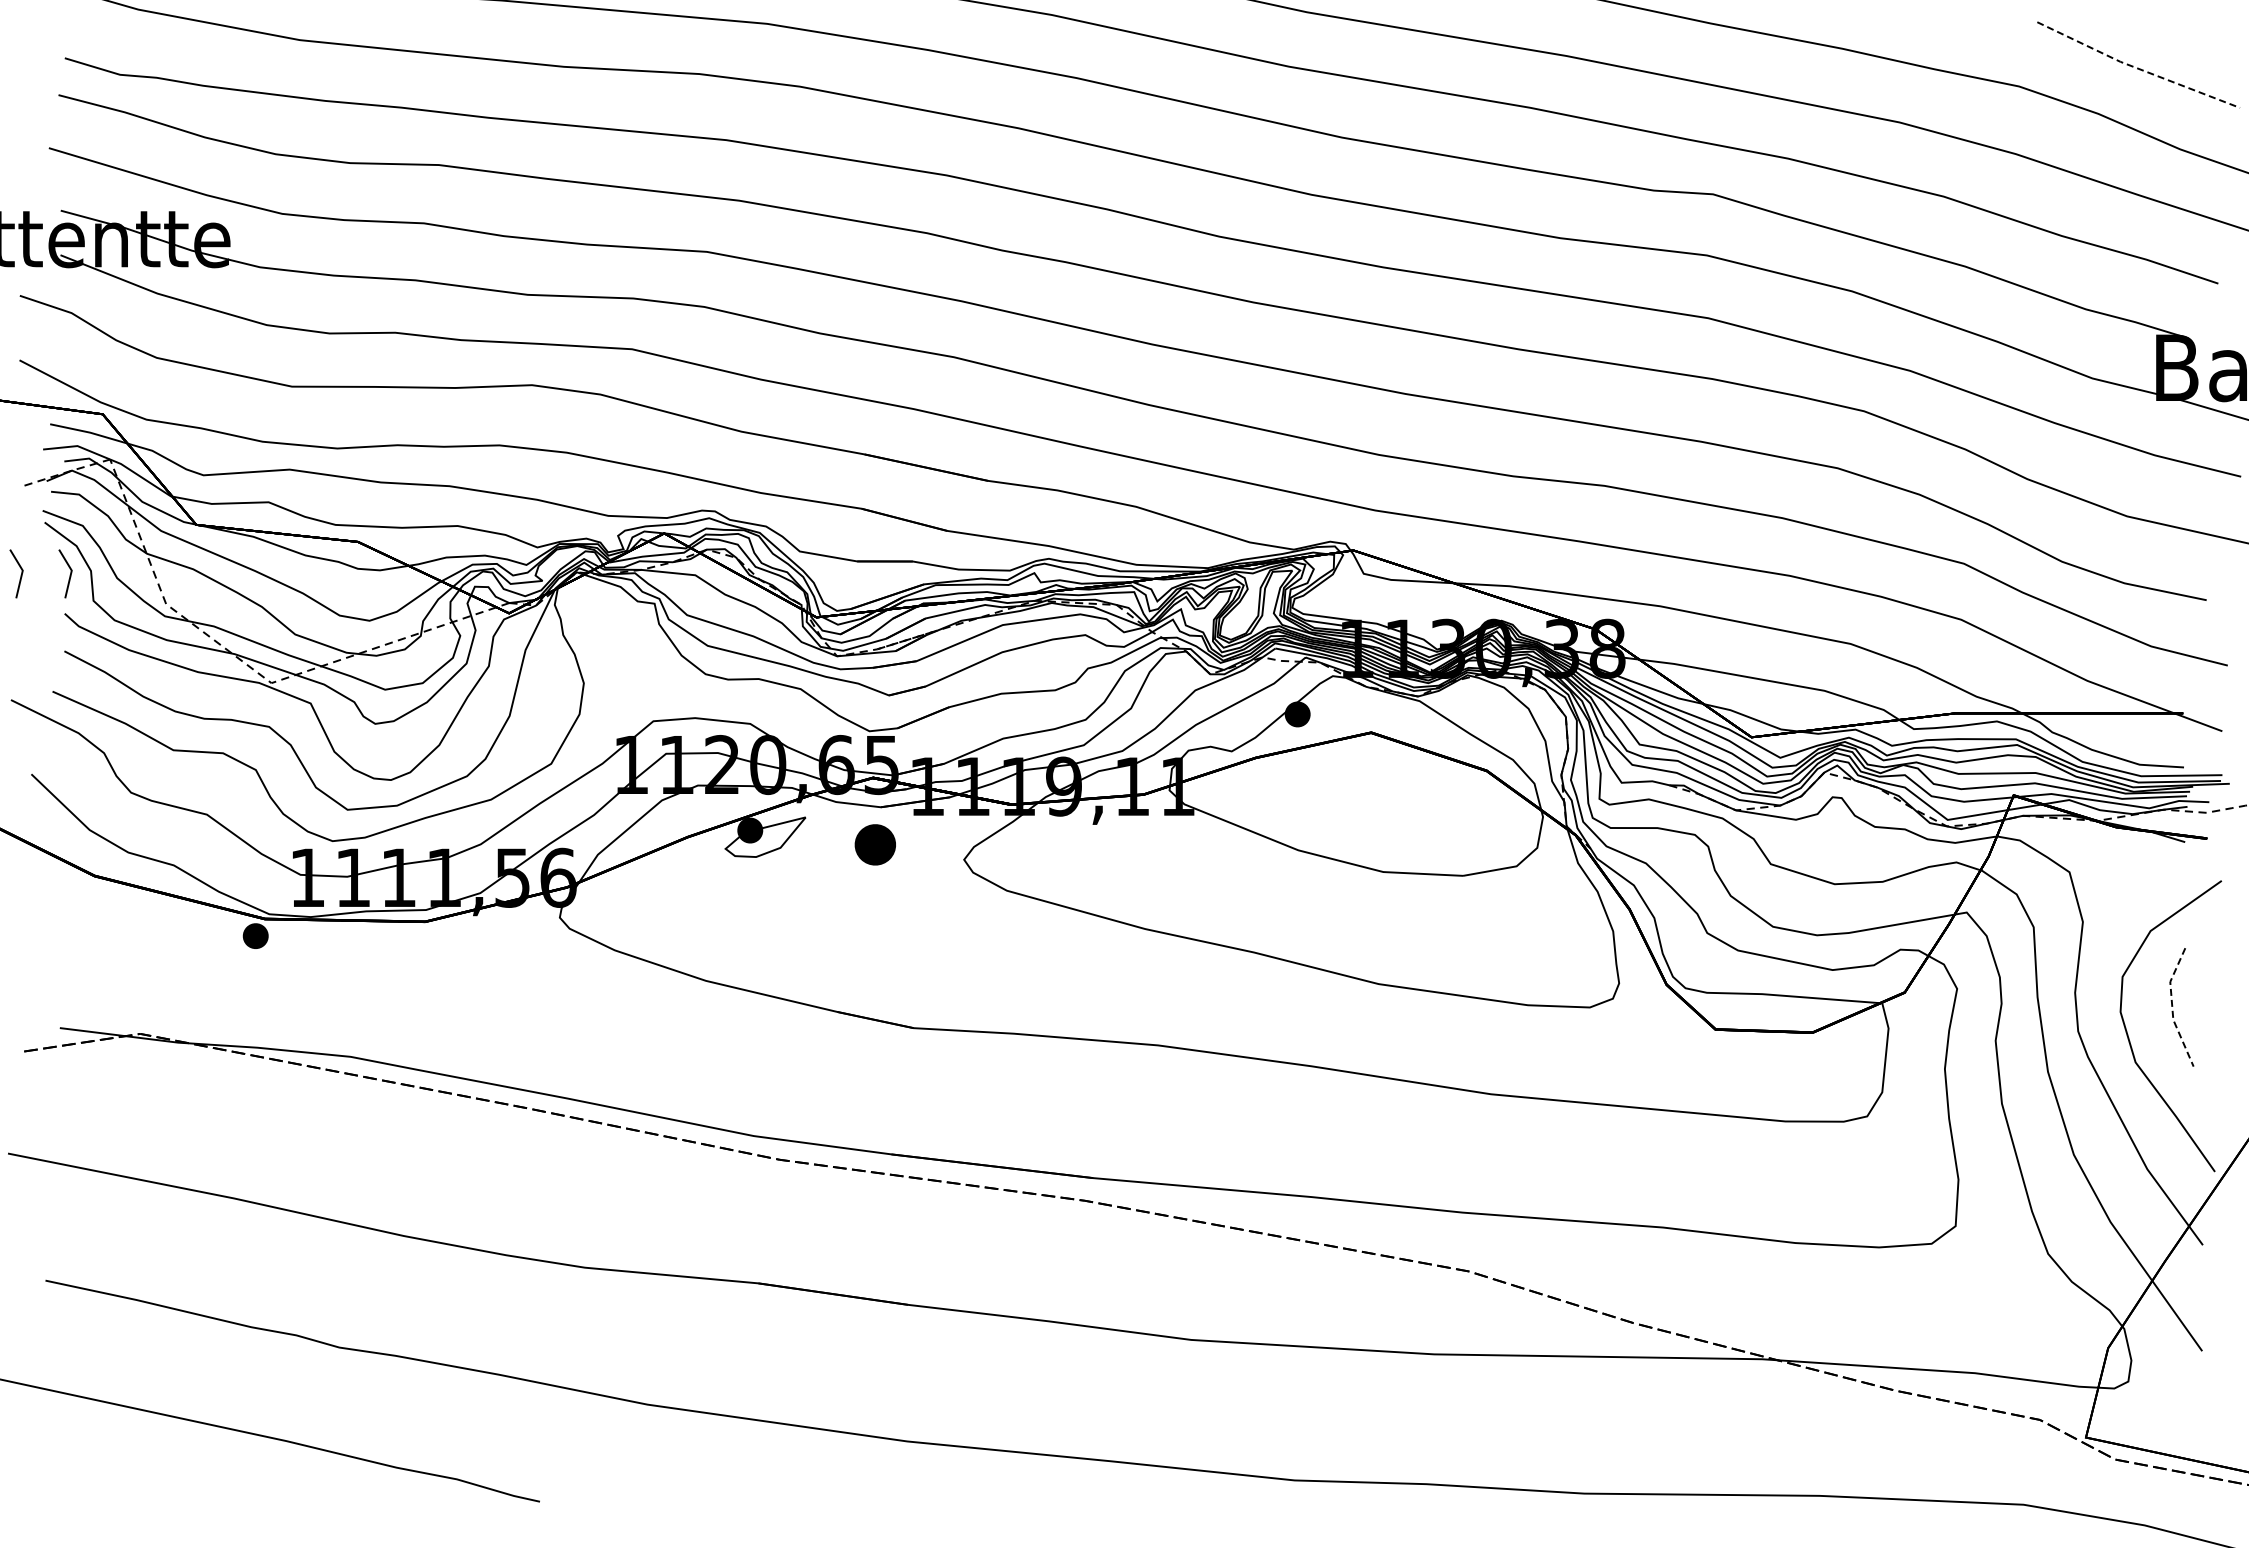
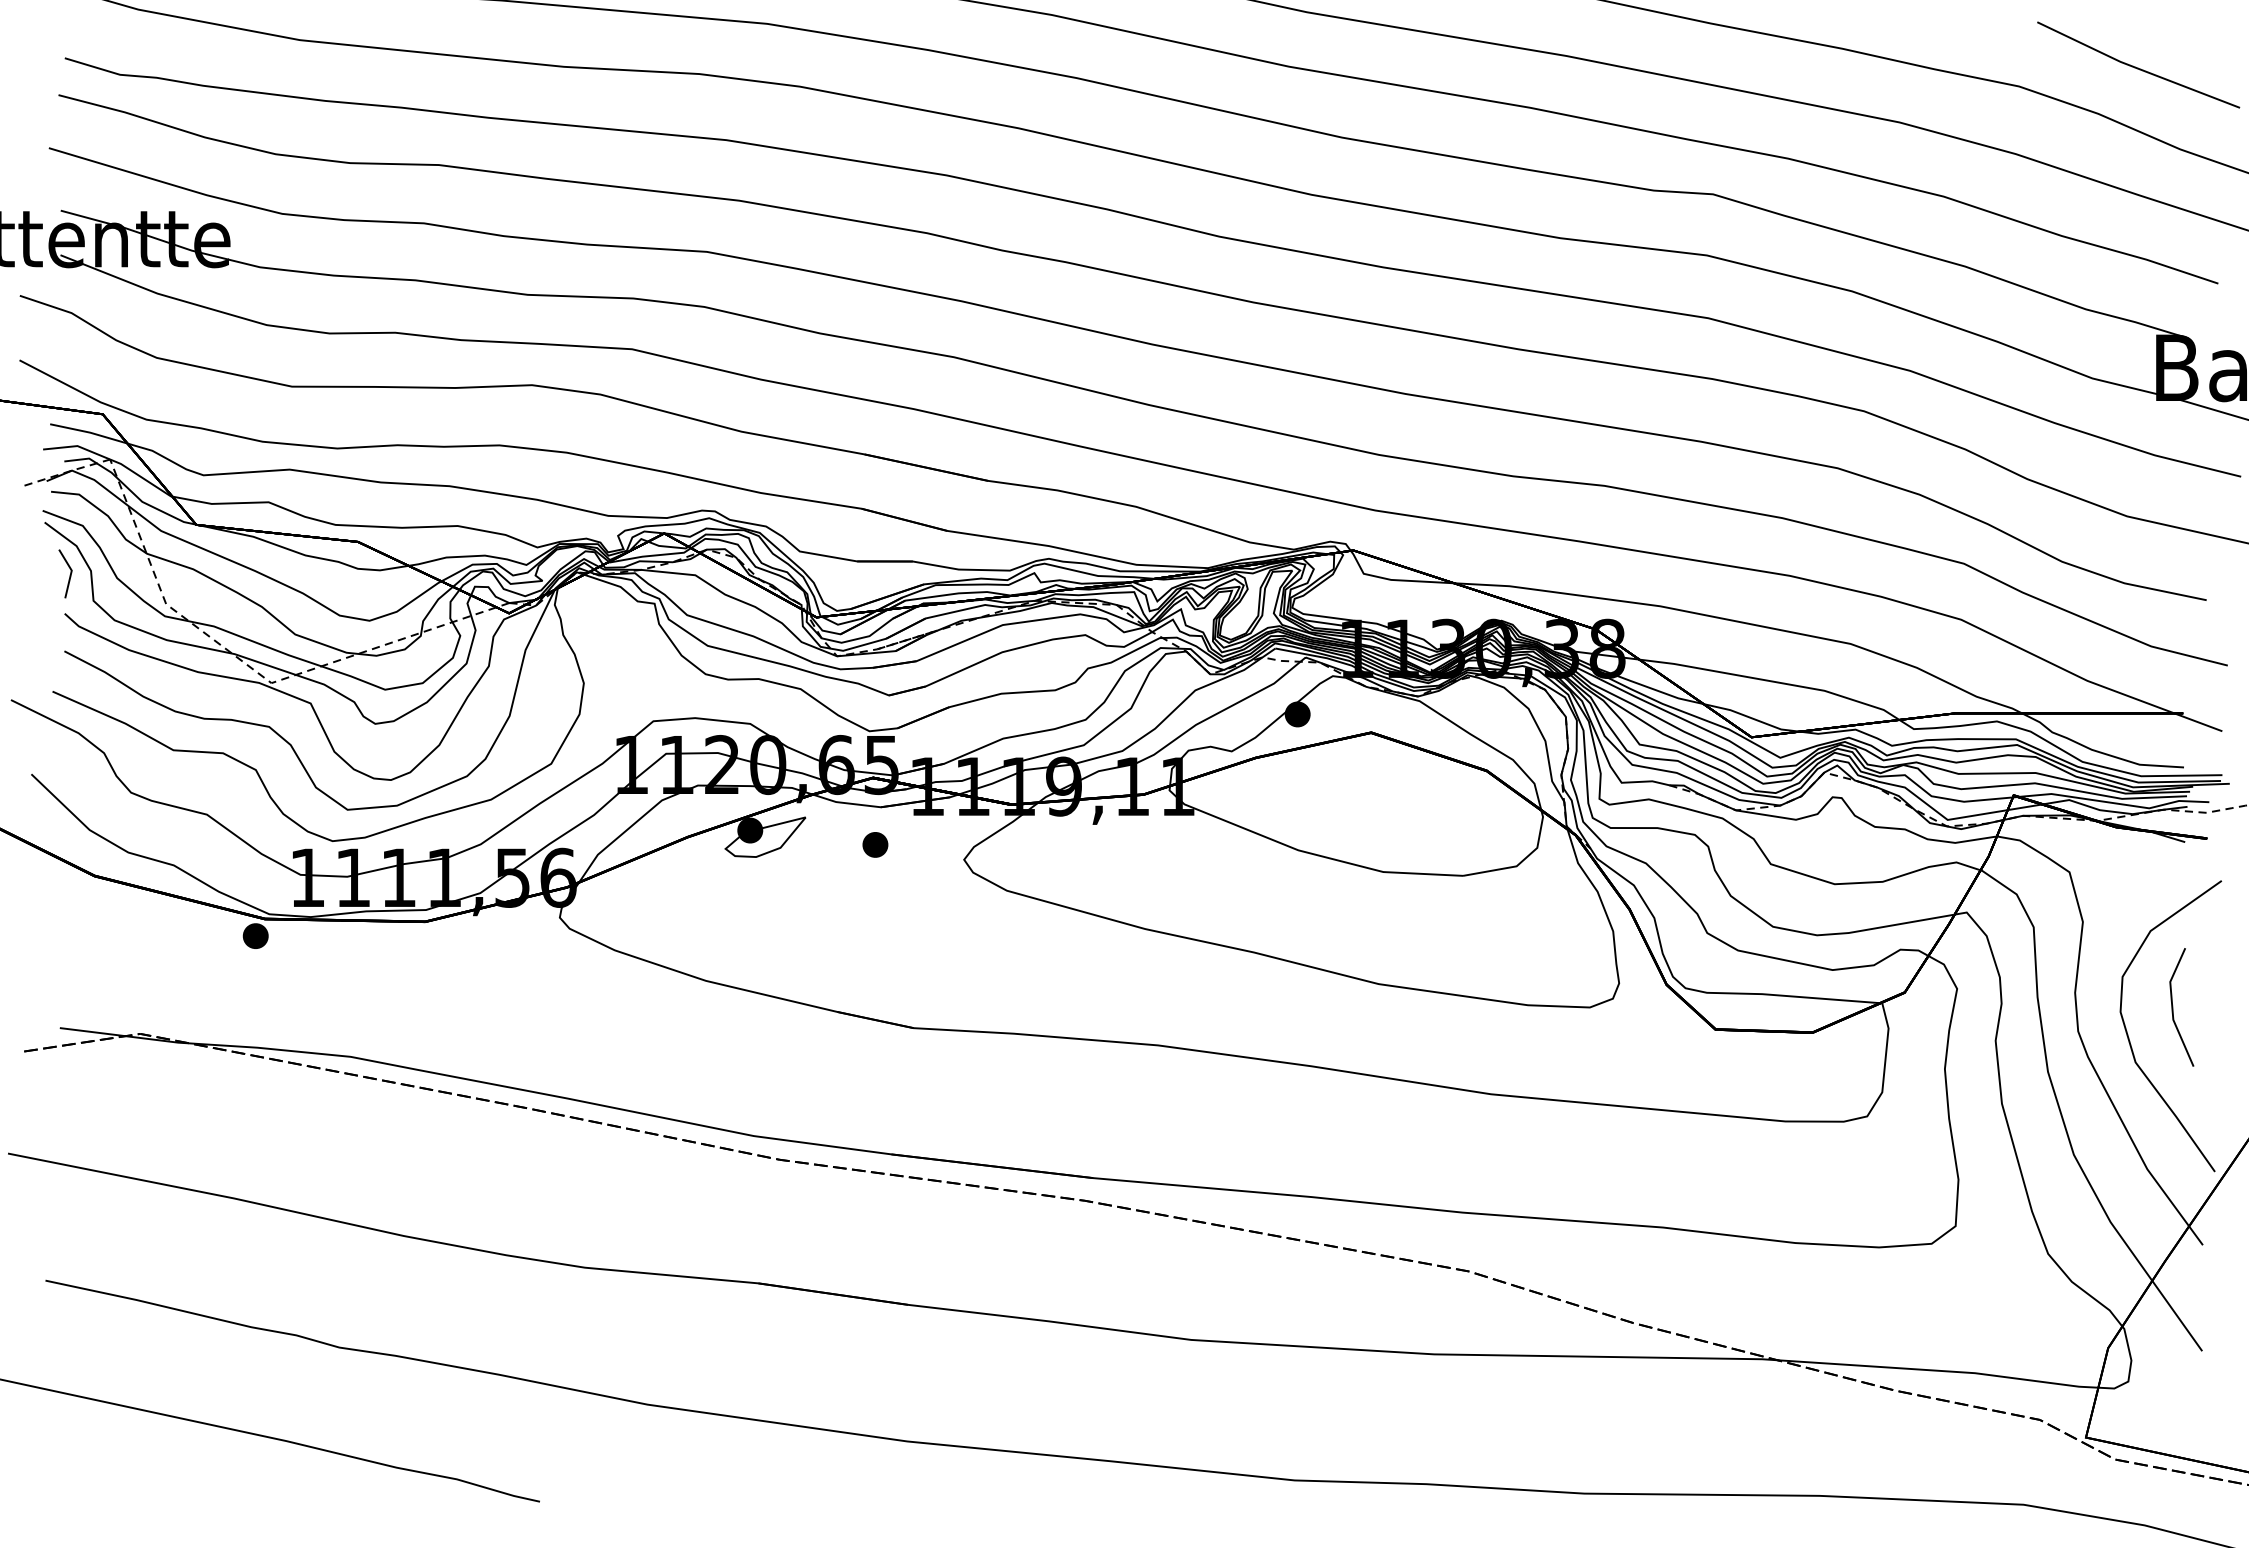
line: dashed -> solid (2137, 68)
line: present -> none (20, 575)
part size: 42x42 px -> 27x26 px (875, 844)
line: dashed -> solid (2172, 1008)
